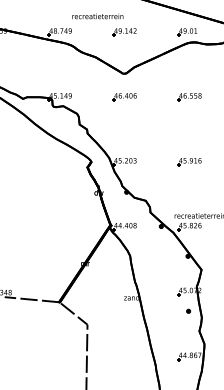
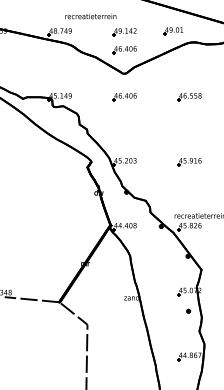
text position: (97, 16) -> (90, 16) (90, 16)
part position: (187, 32) -> (173, 31) (173, 31)
part: none -> present (124, 50)
